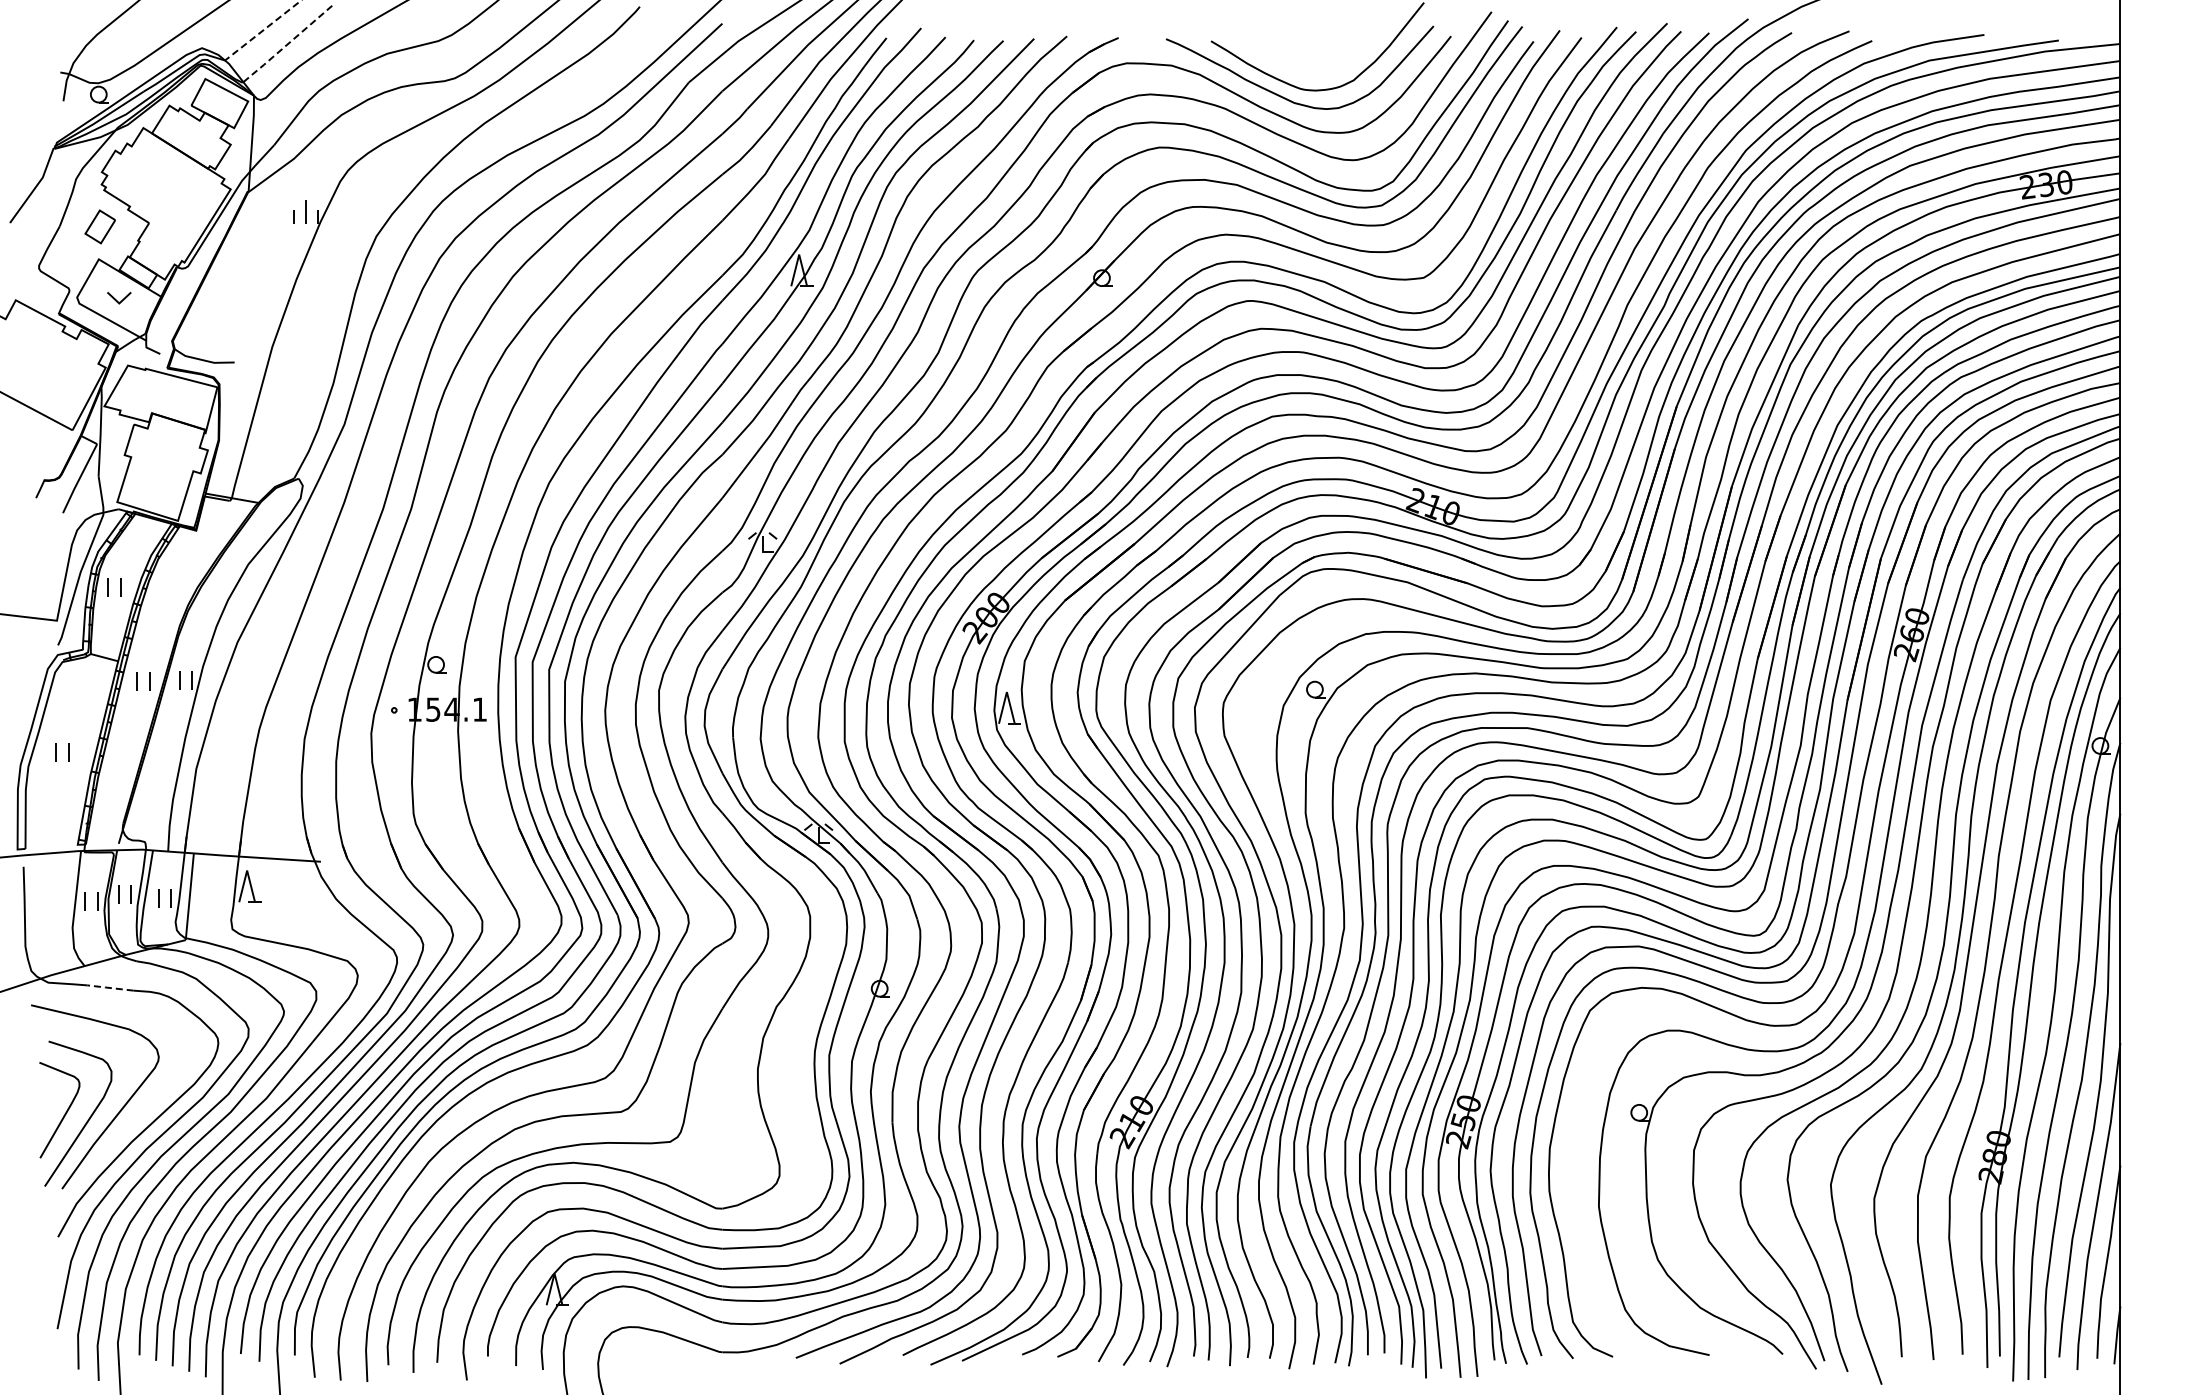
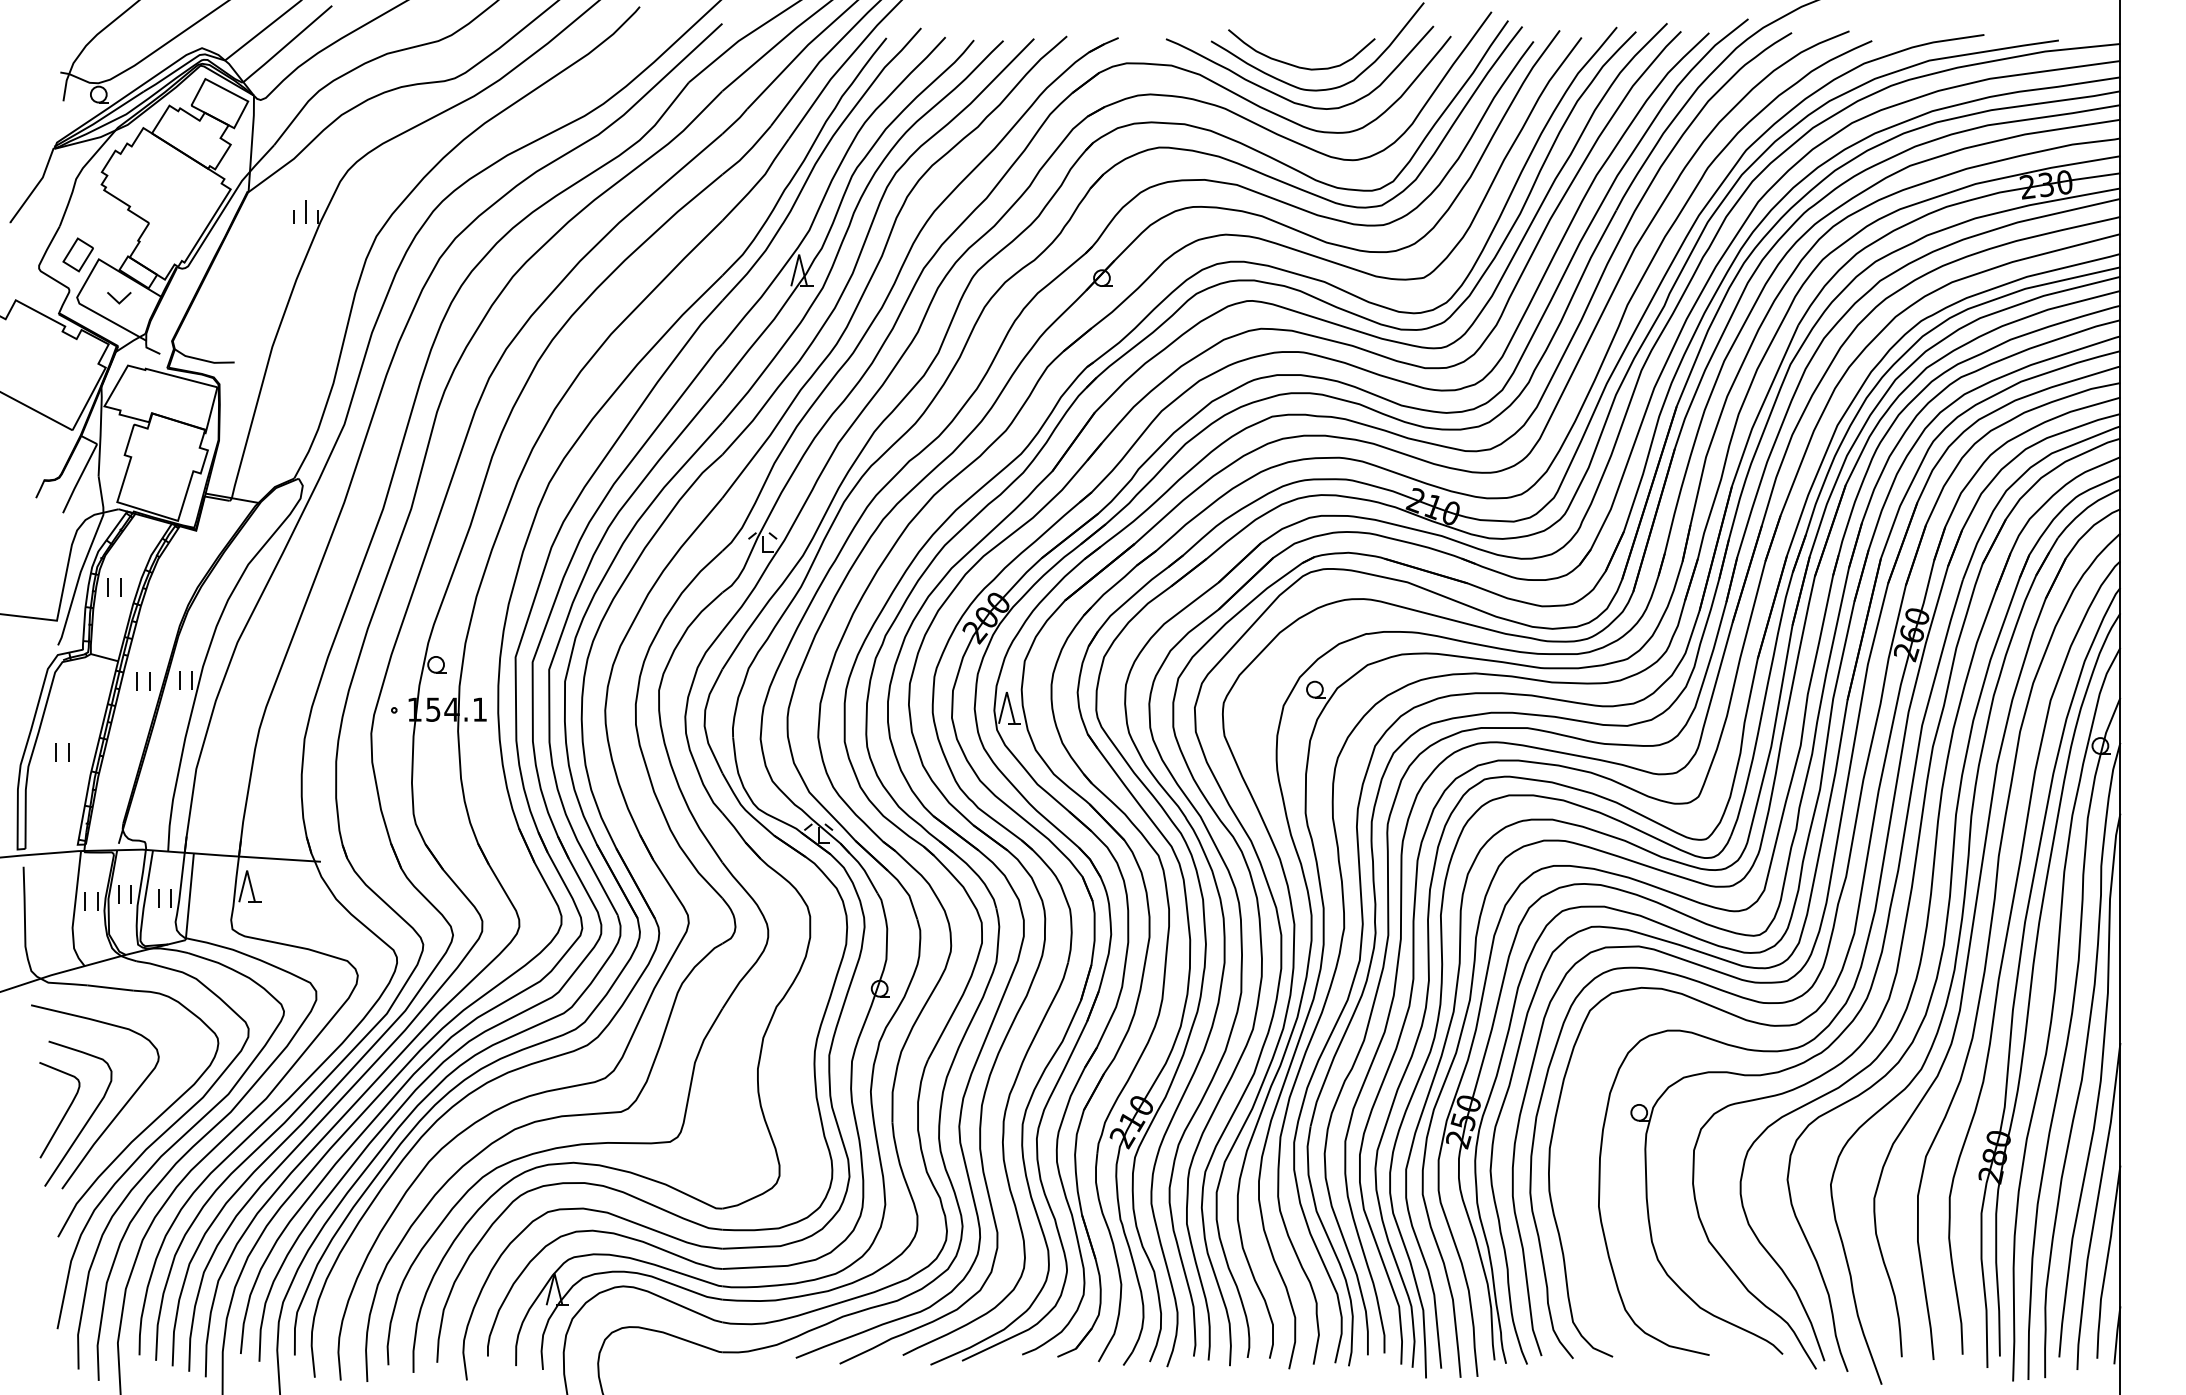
line: dashed -> solid (263, 30)
line: dashed -> solid (286, 45)
curve: none -> present (1296, 65)
part position: (99, 226) -> (77, 254) (77, 254)
line: dashed -> solid (110, 987)
